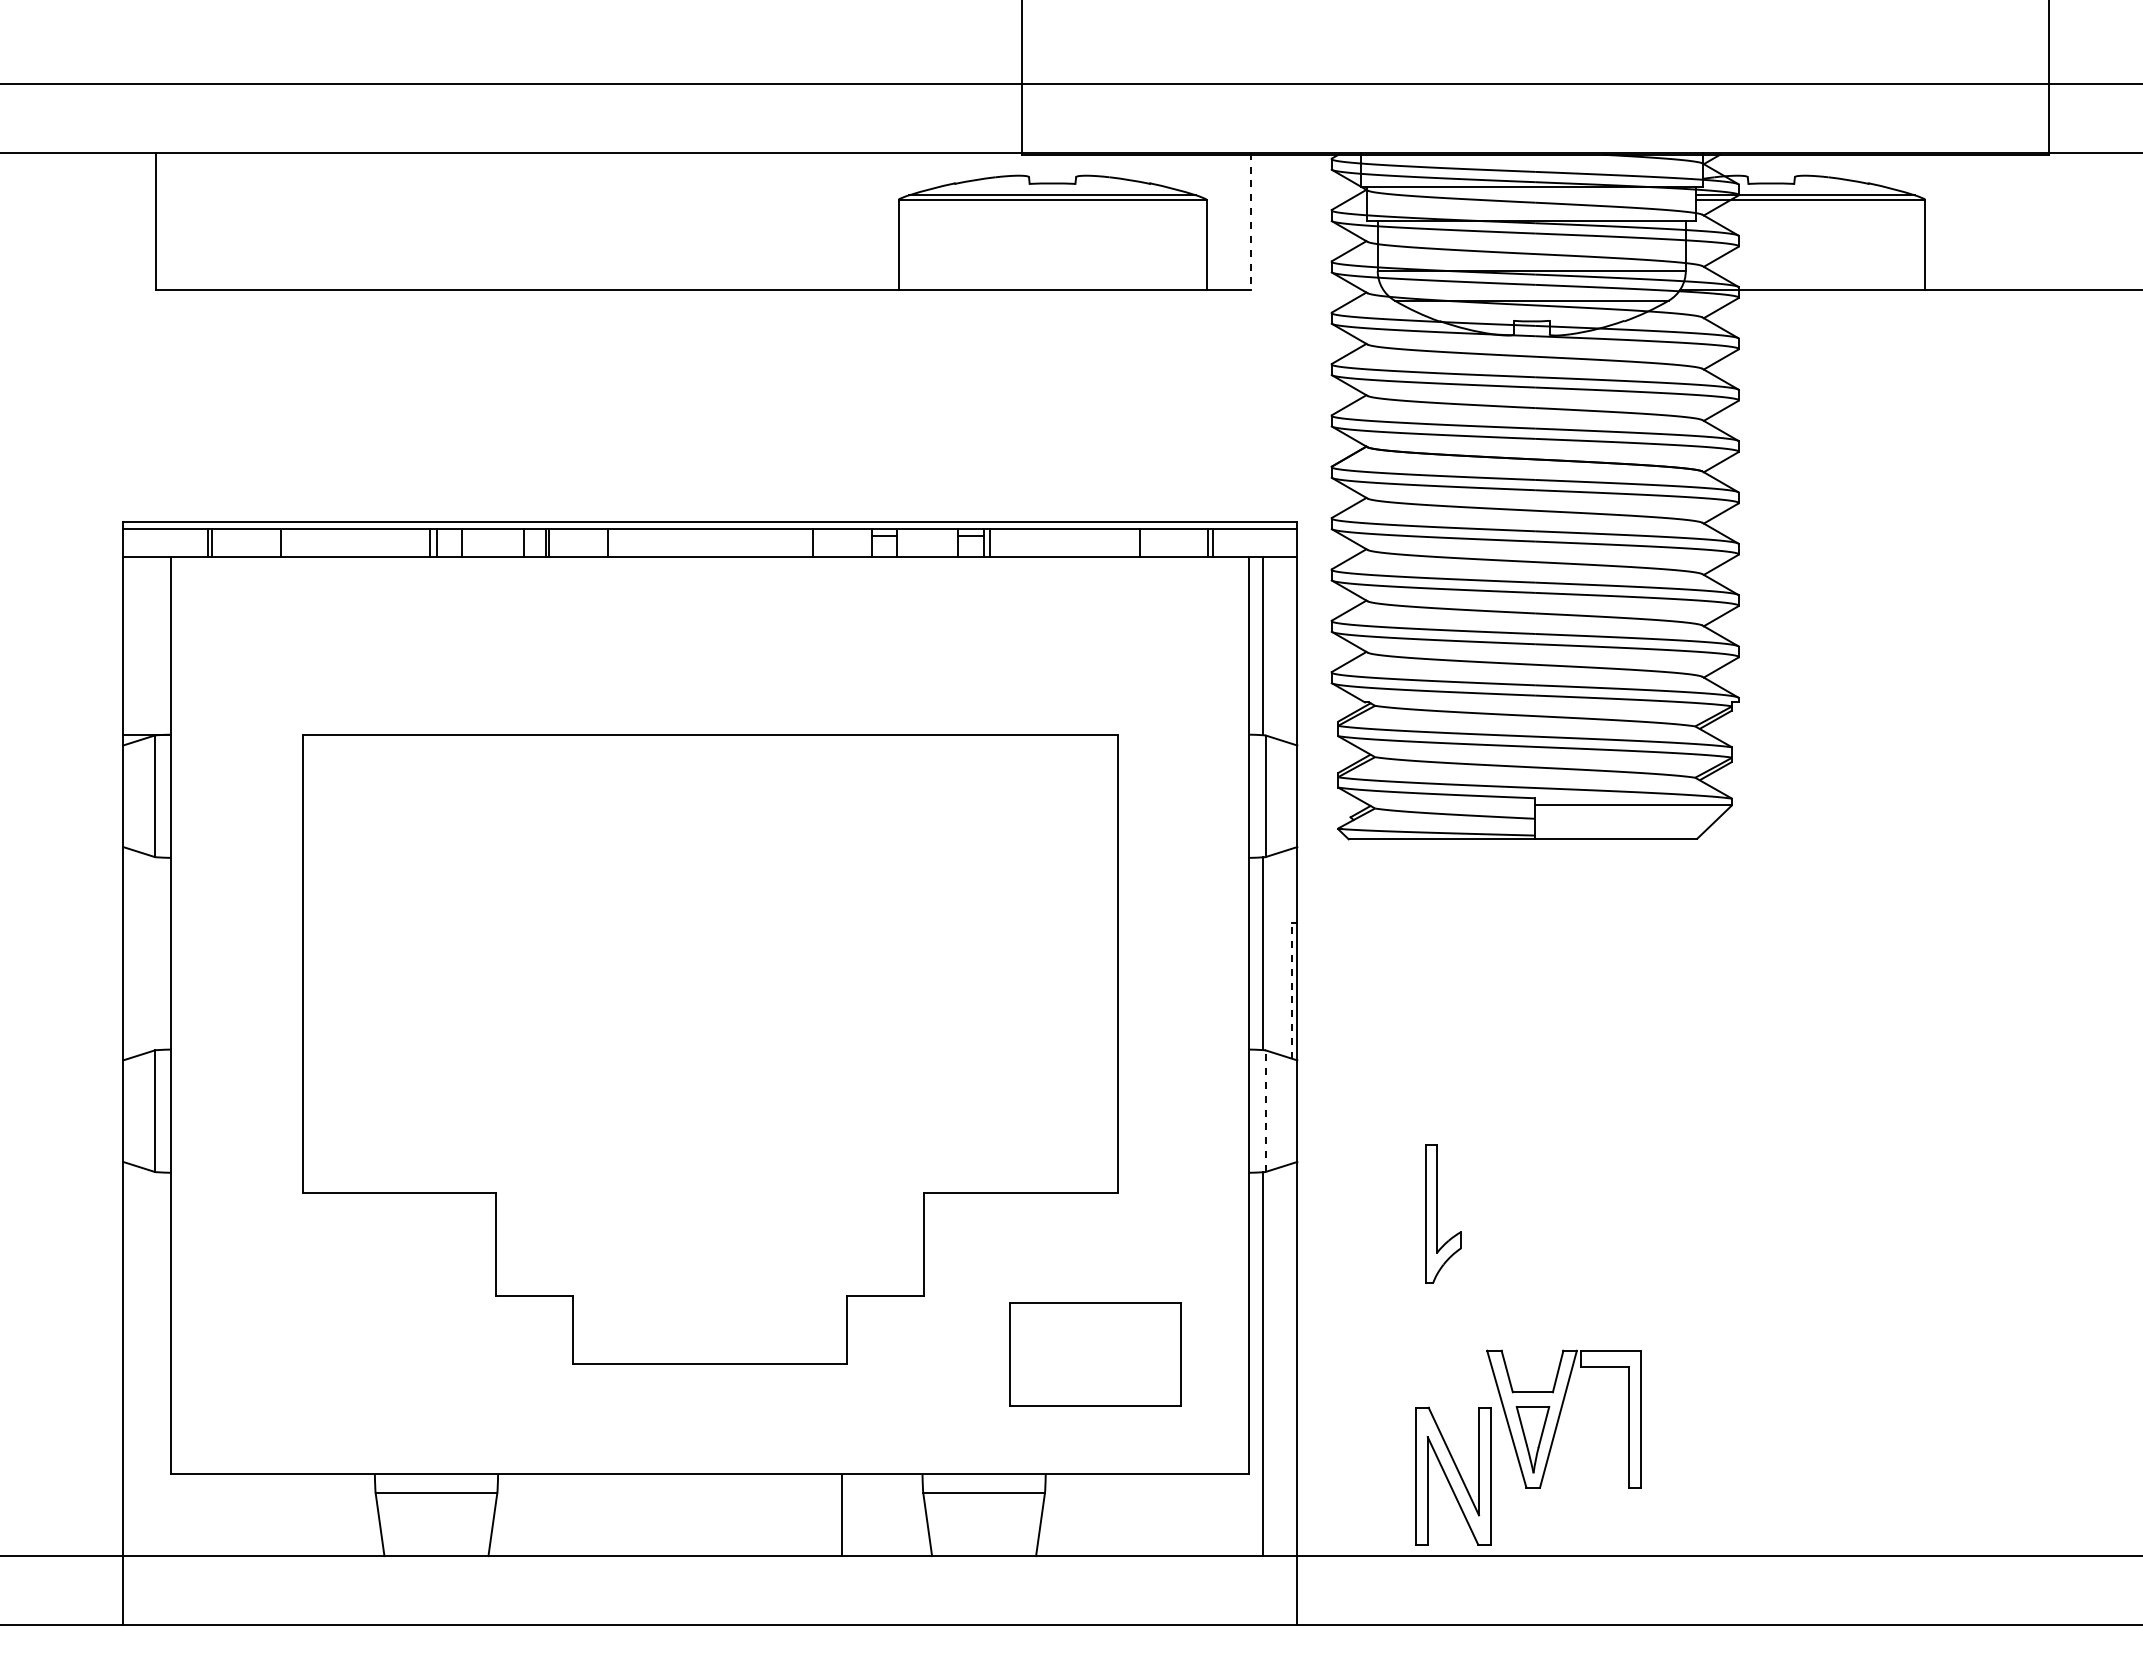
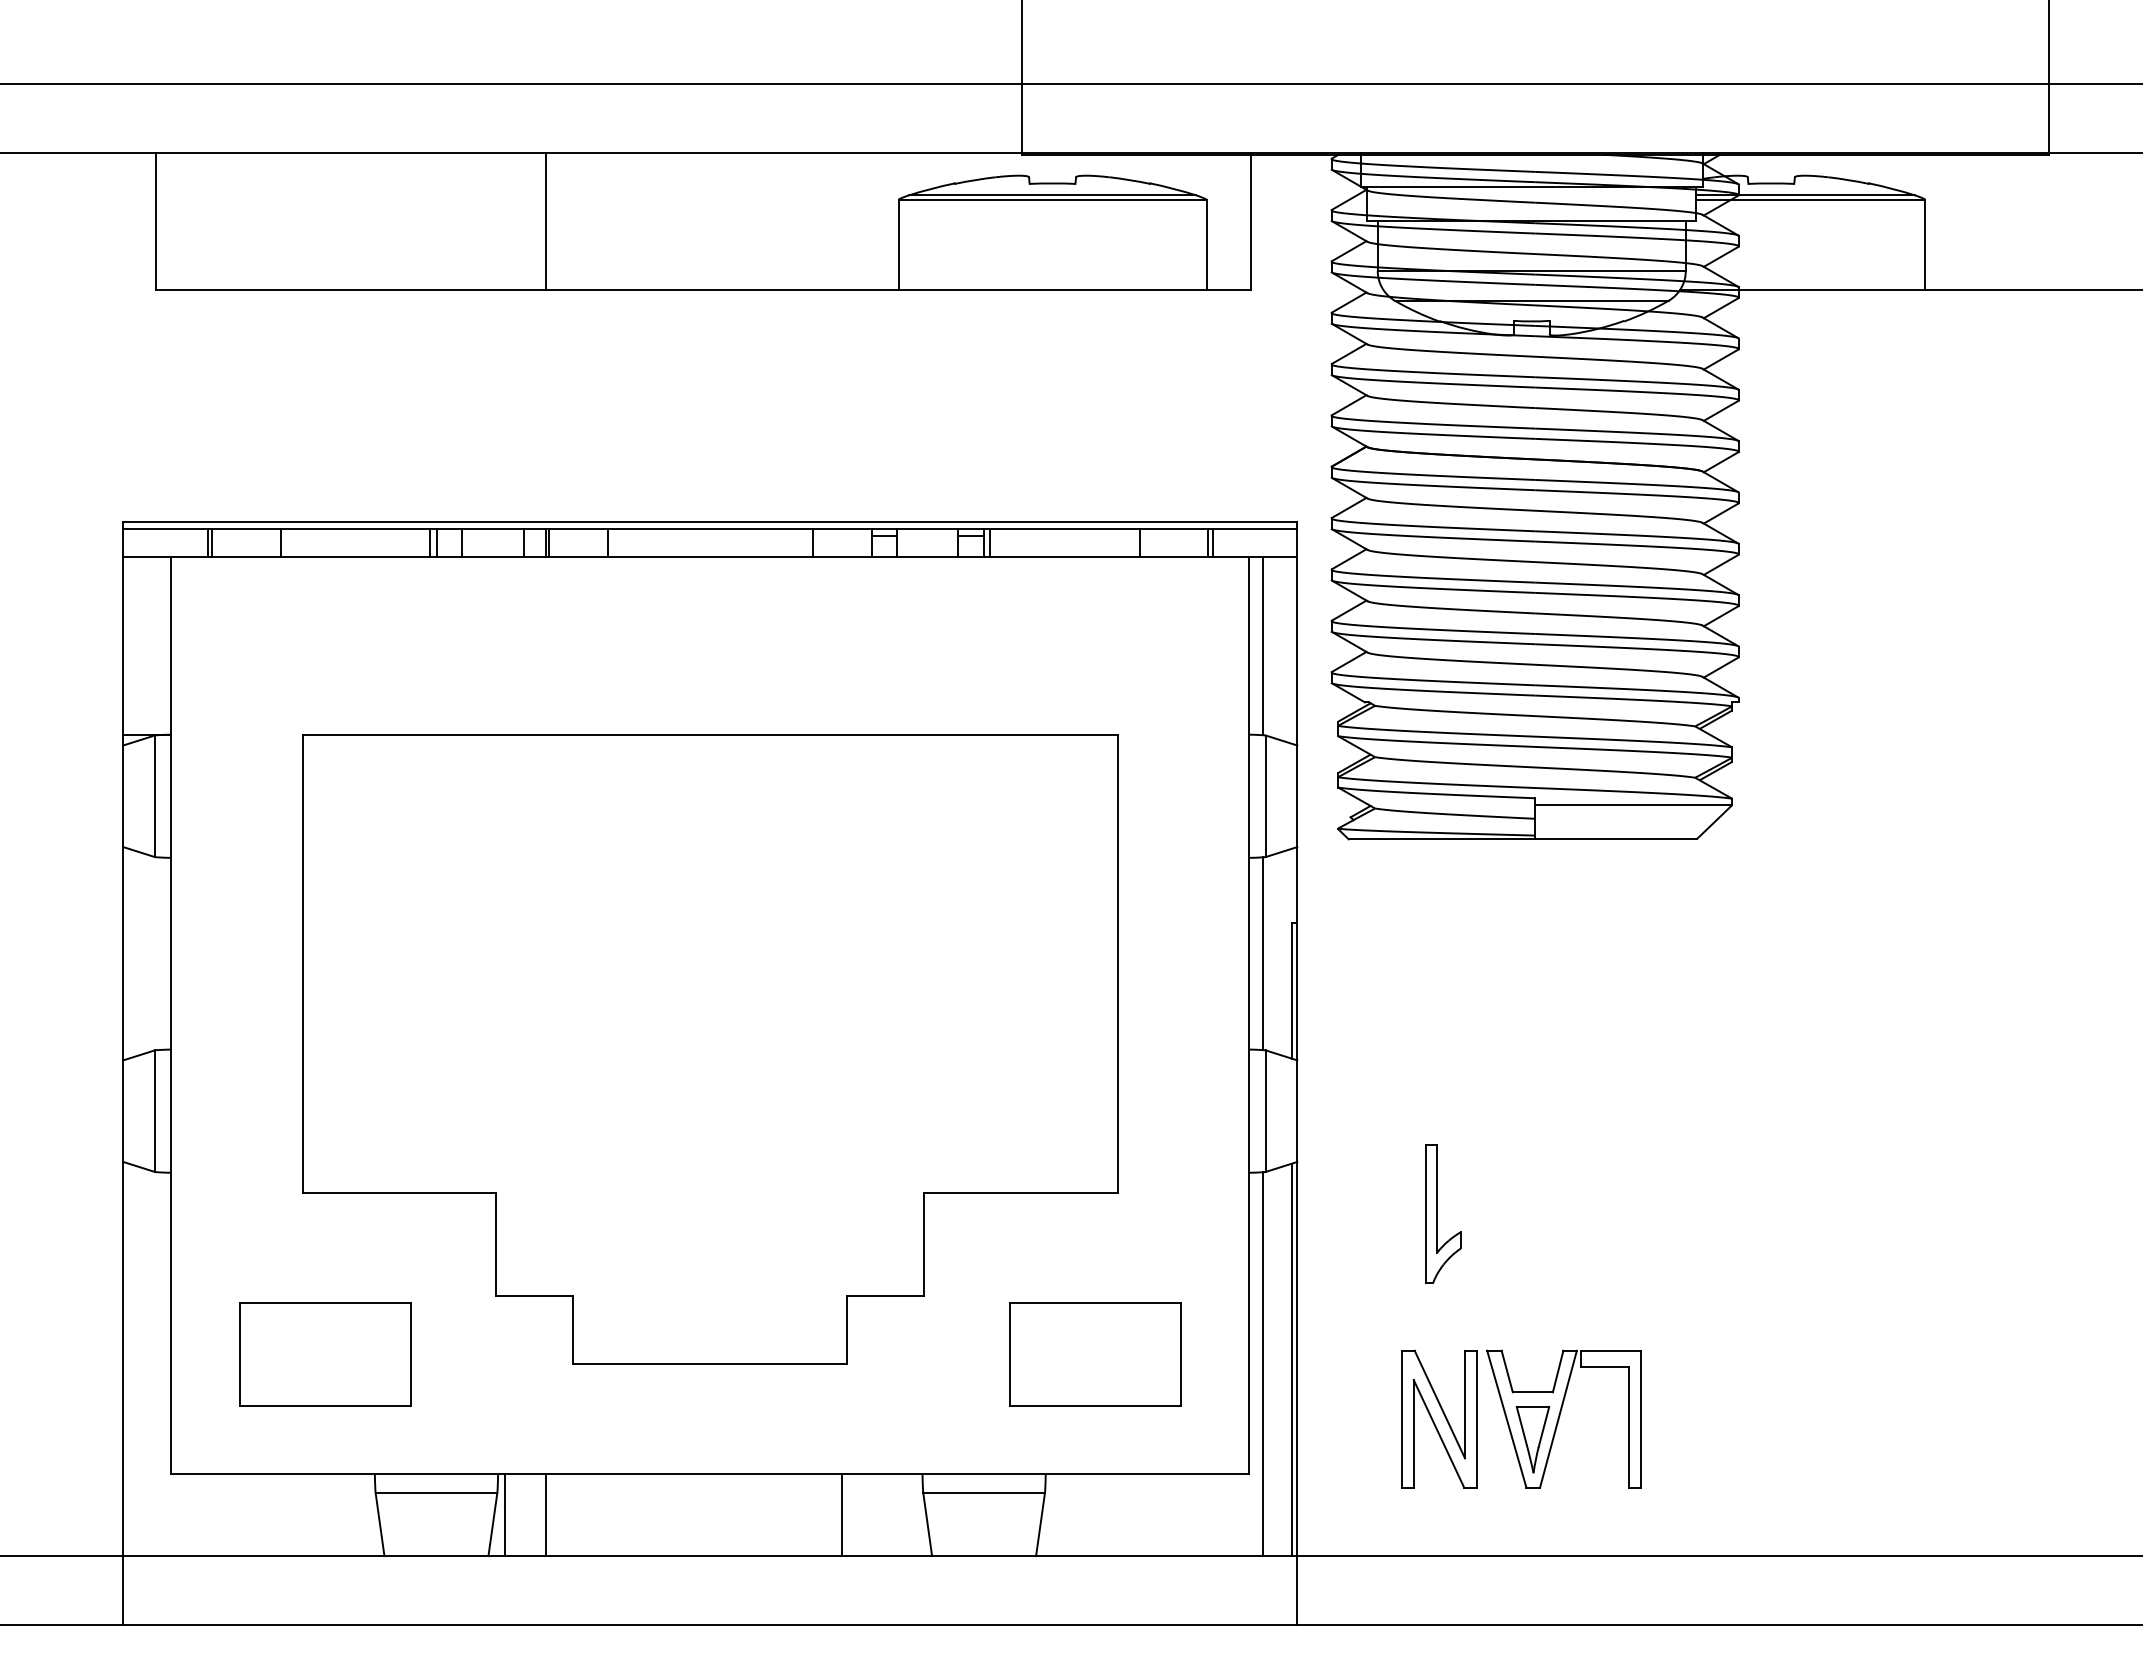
line: none -> present (546, 220)
line: dashed -> solid (1251, 221)
line: dashed -> solid (1292, 990)
line: dashed -> solid (1265, 1111)
part: none -> present (325, 1354)
line: none -> present (1292, 1359)
part position: (1453, 1475) -> (1439, 1418) (1439, 1418)
line: none -> present (504, 1514)
line: none -> present (546, 1514)
